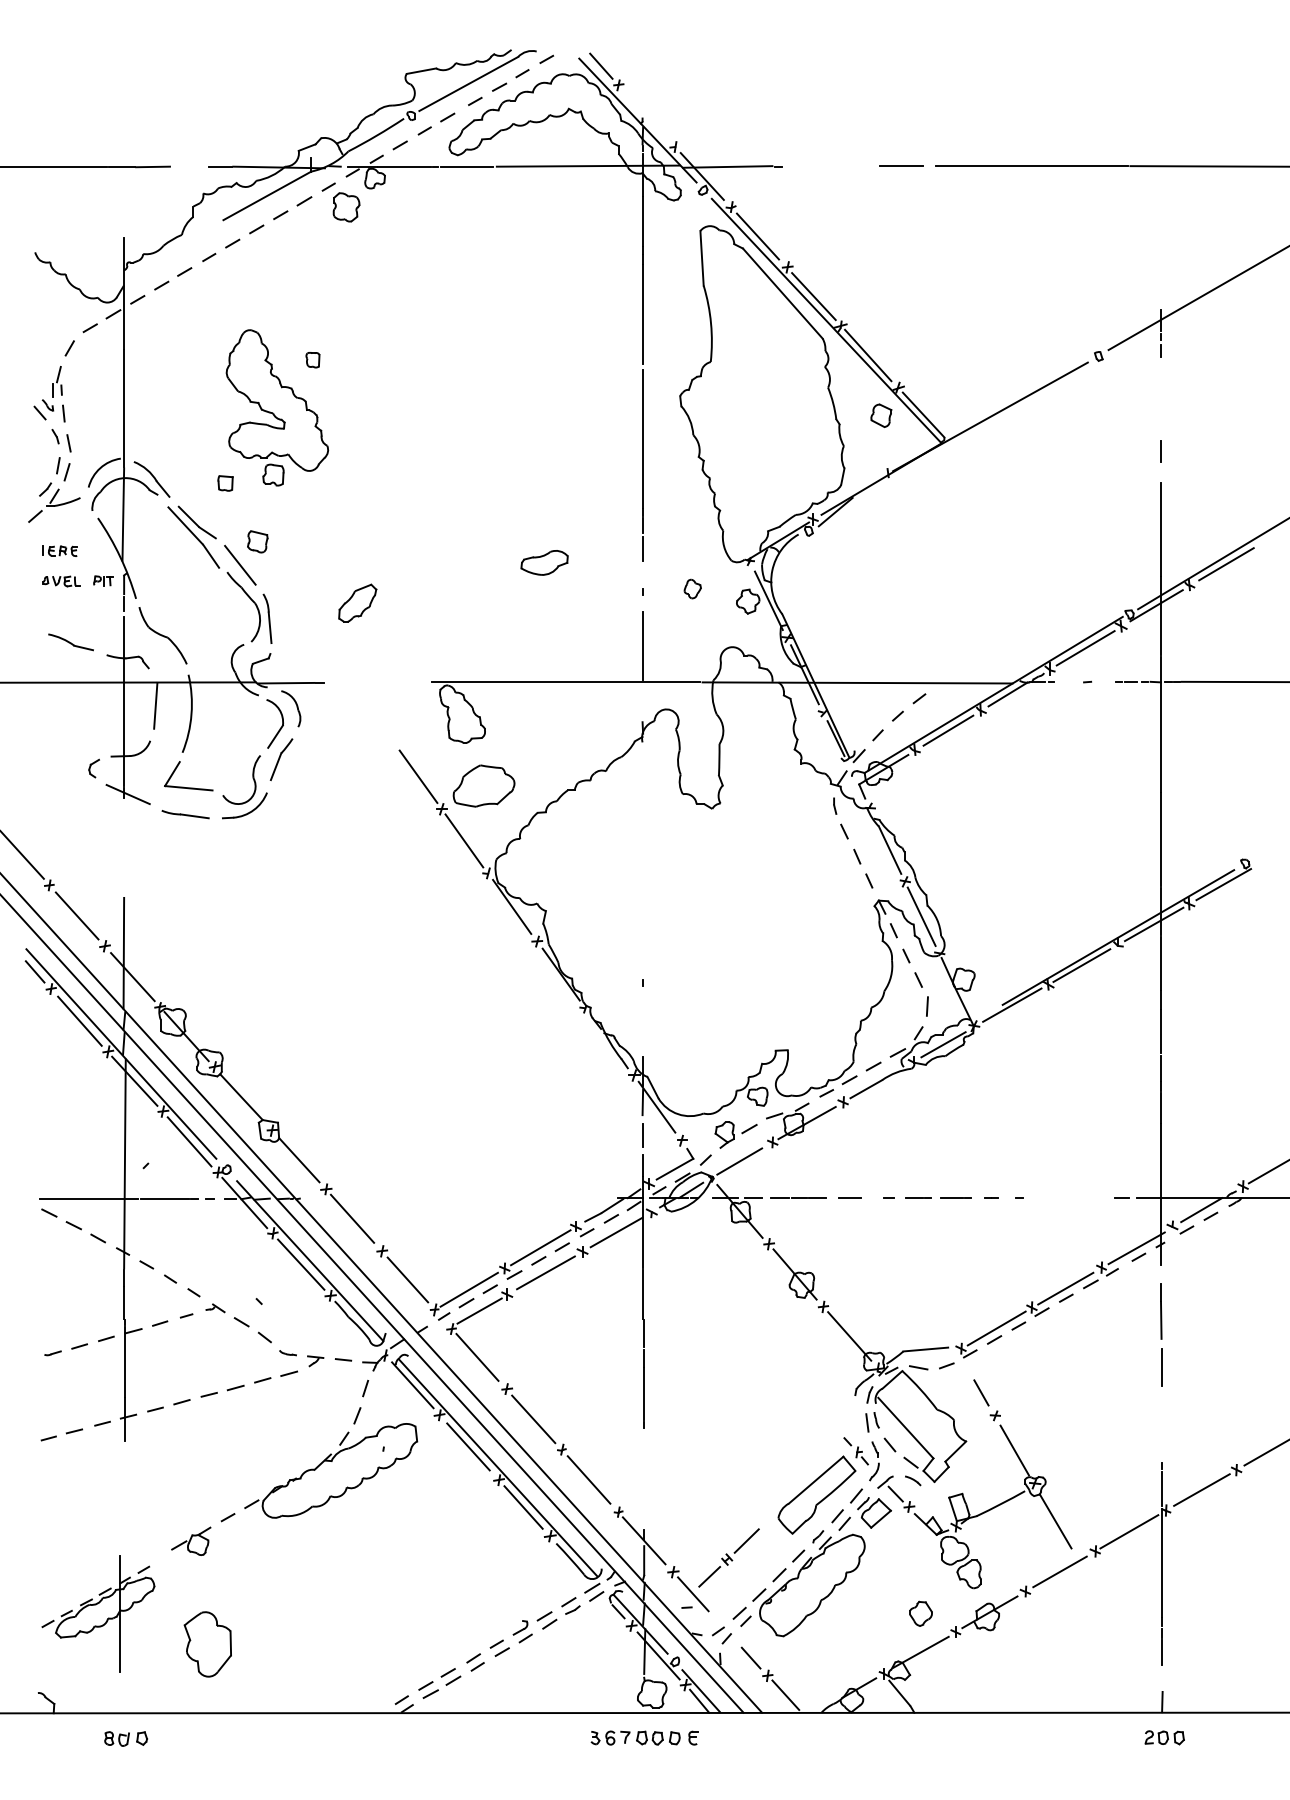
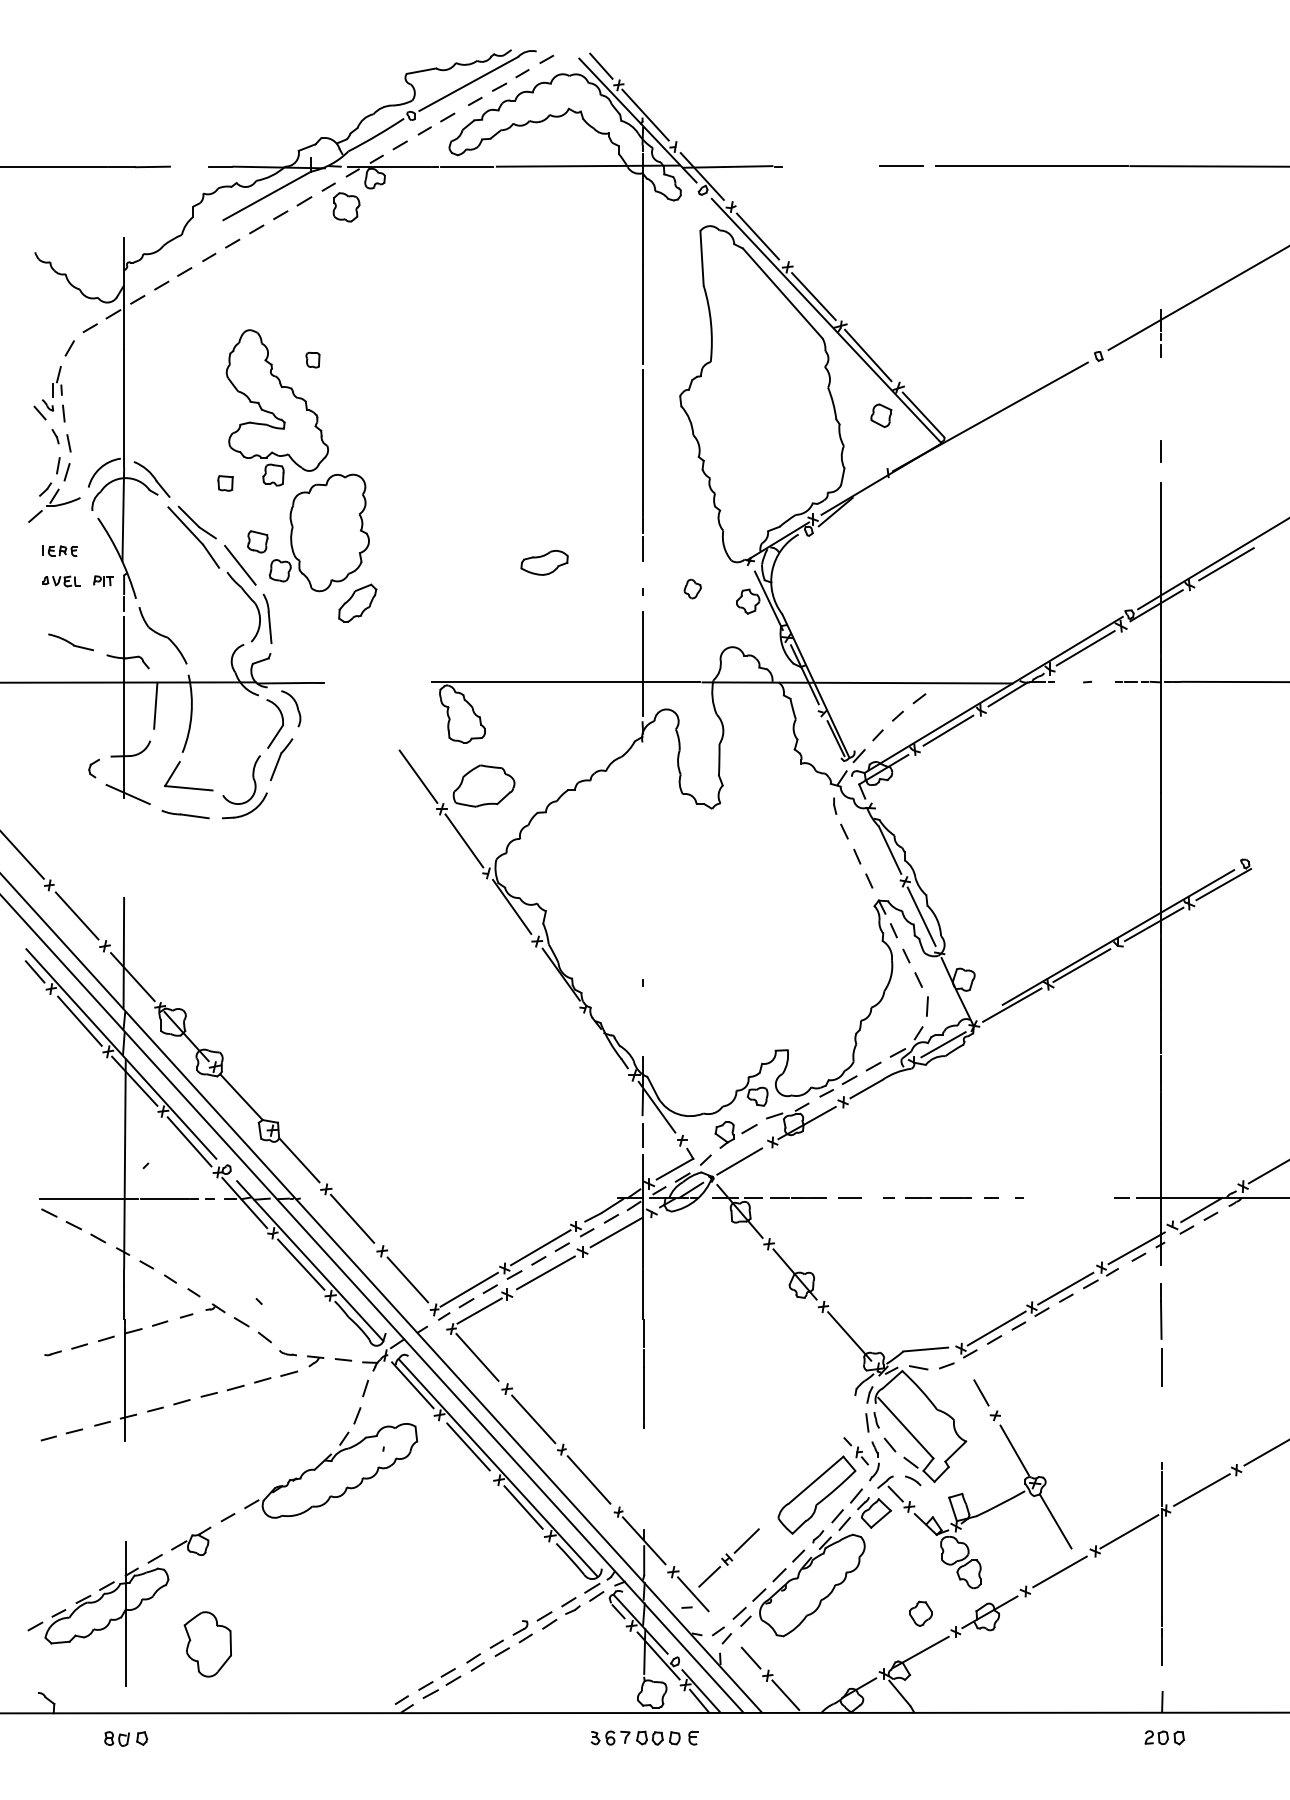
line: none -> present (645, 114)
part: none -> present (318, 532)
line: none -> present (642, 699)
part size: 115x118 px -> 143x146 px (98, 1613)
